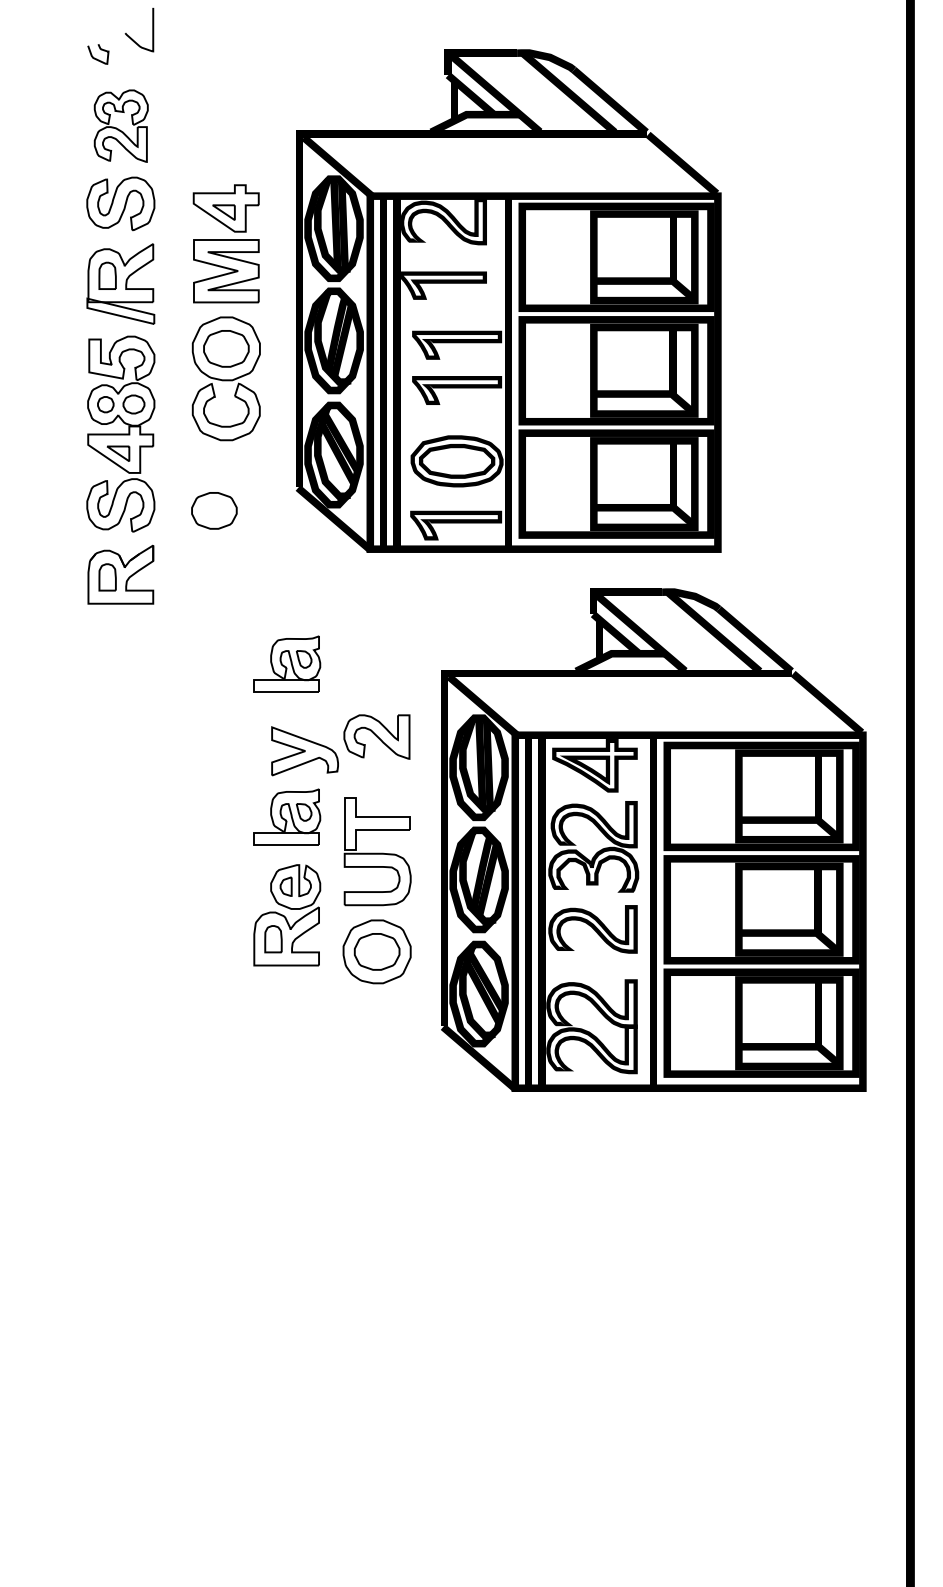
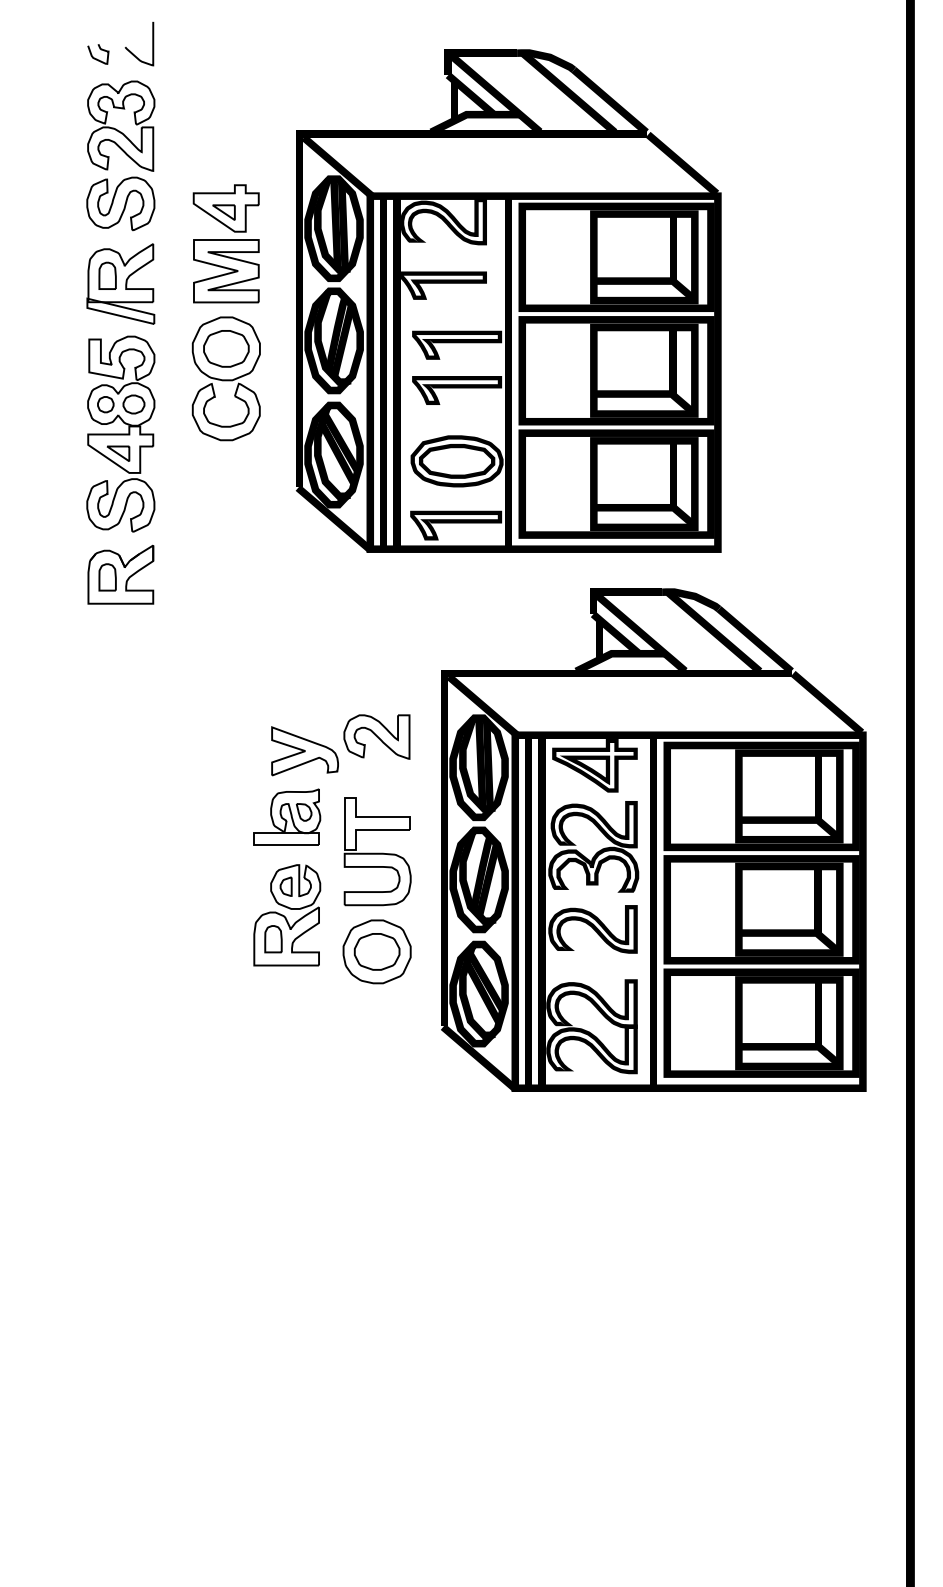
curve position: (131, 37) -> (131, 51) (131, 51)
part size: 56x74 px -> 69x92 px (121, 125)
part: present -> none (214, 510)
part: present -> none (287, 663)
